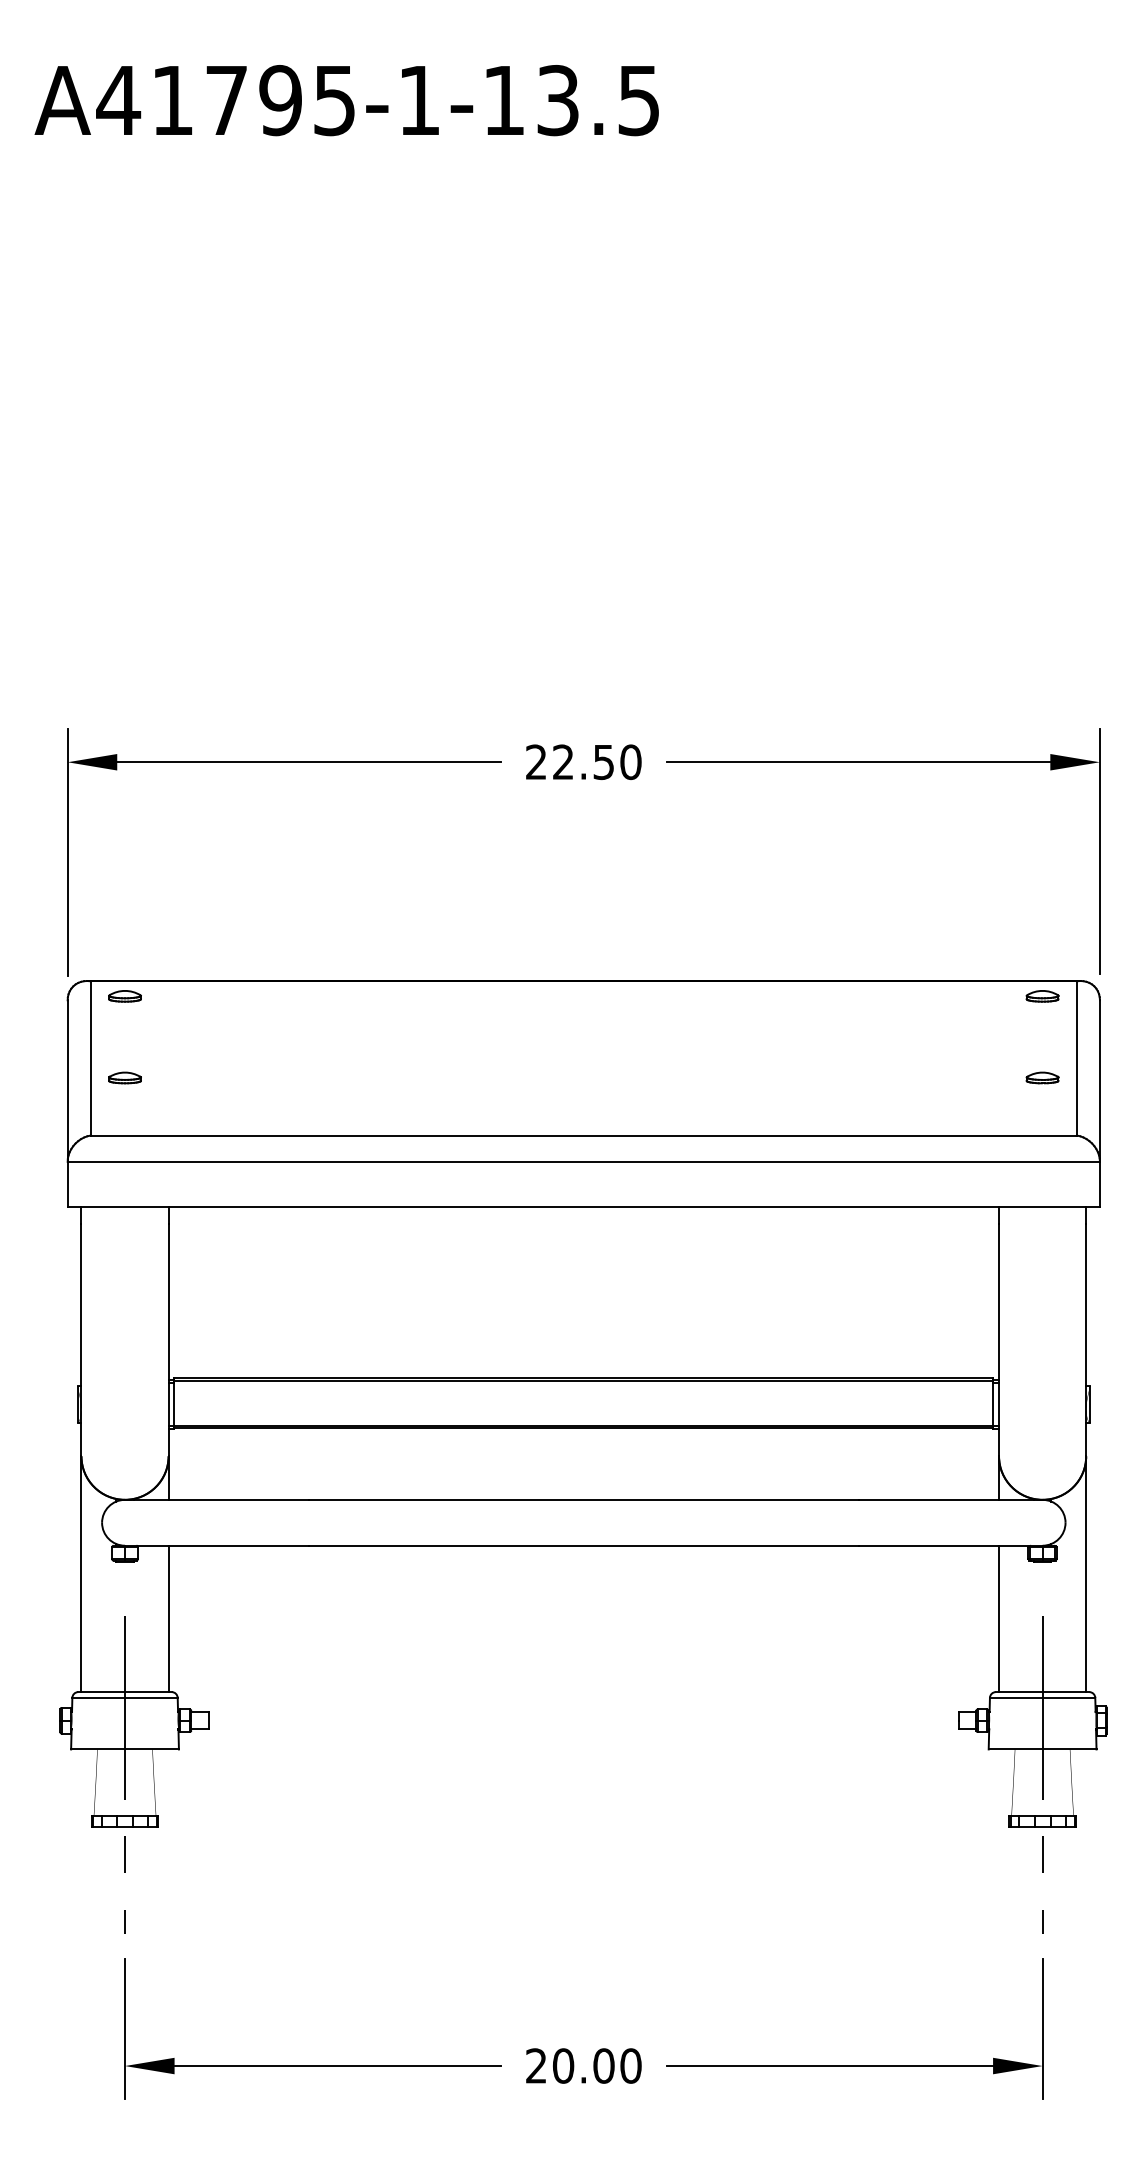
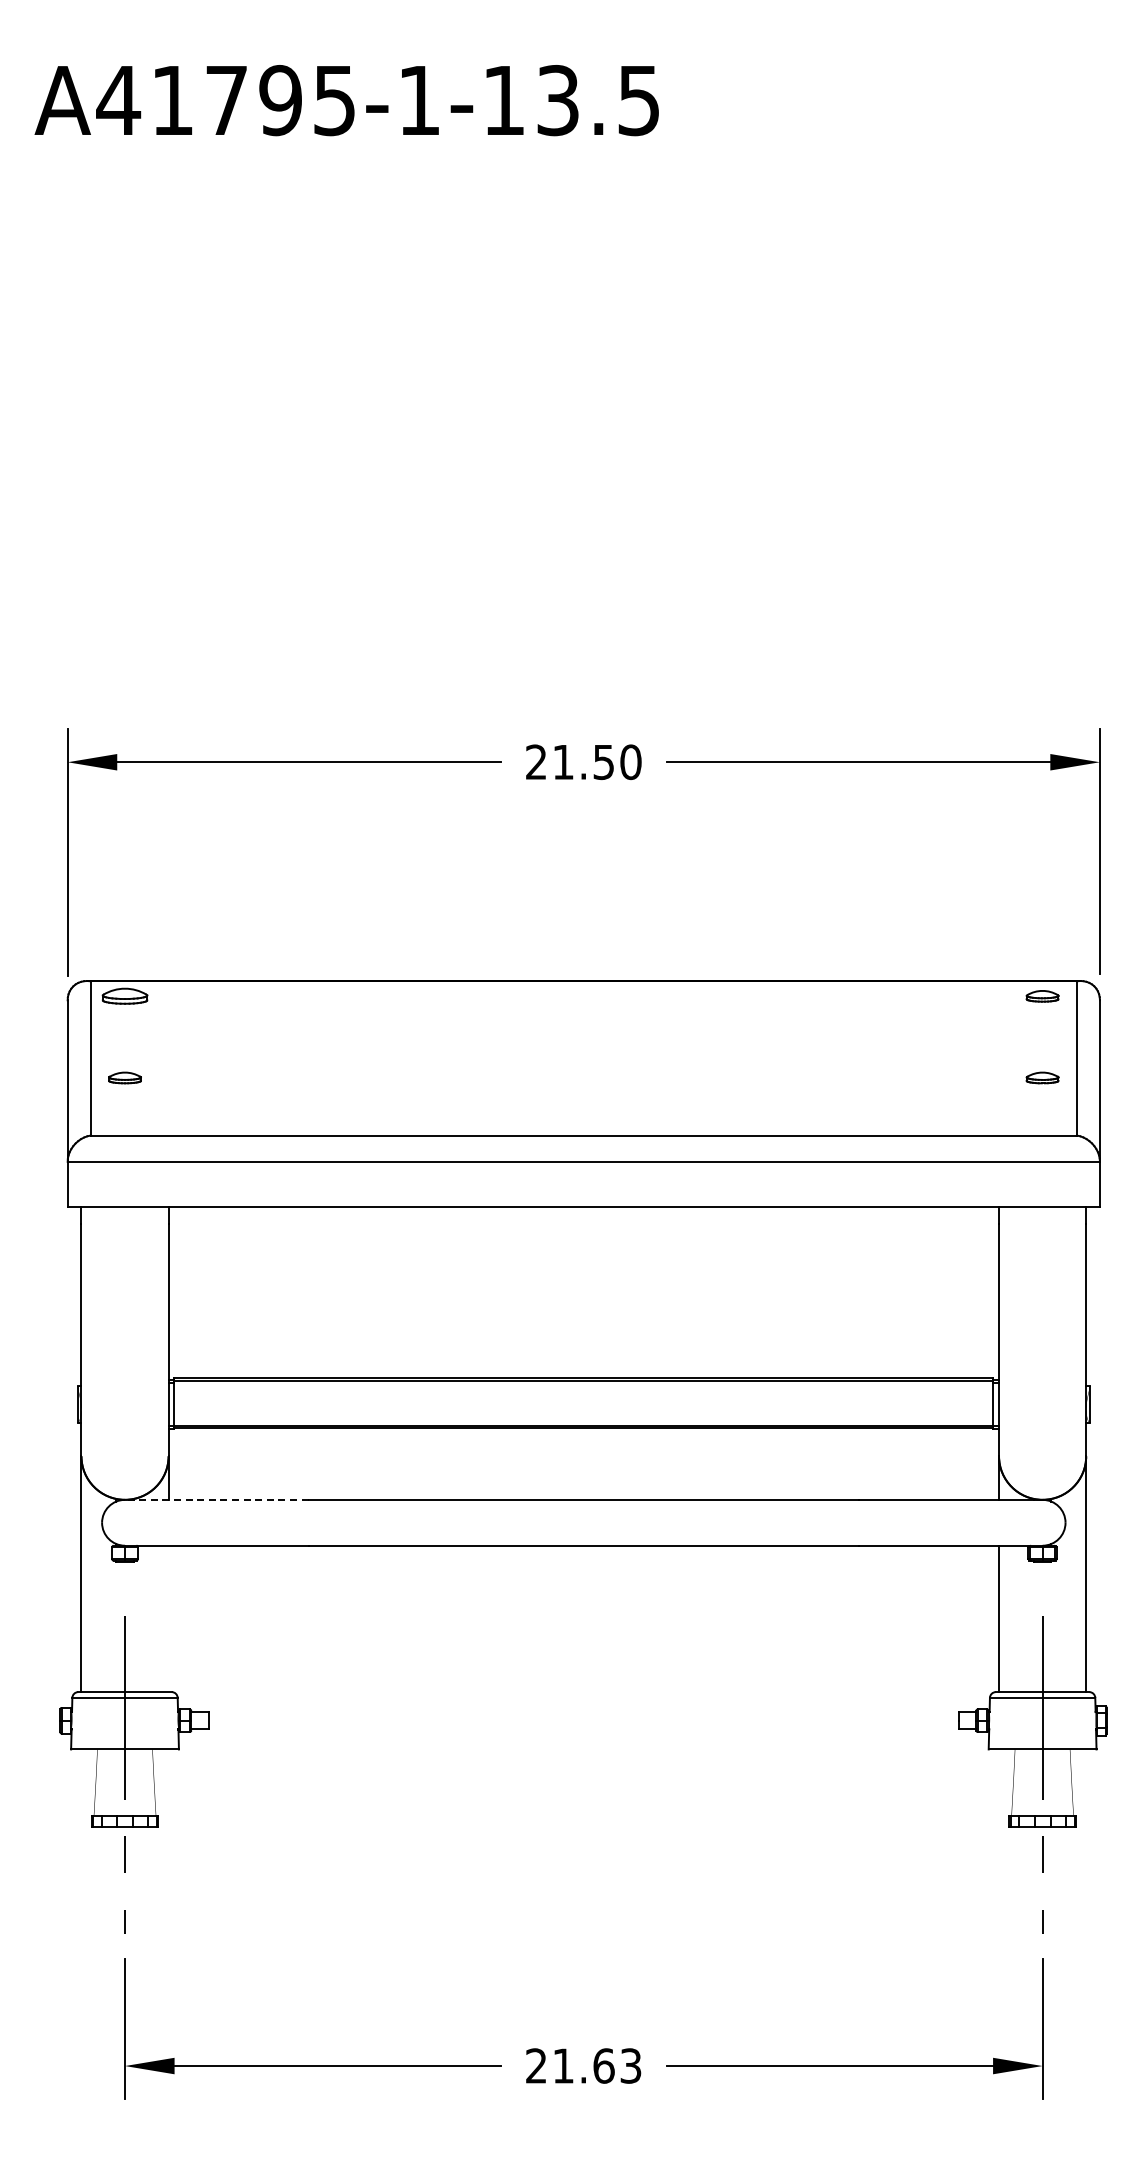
text: 22.50 -> 21.50 (563, 761)
part size: 34x13 px -> 48x18 px (124, 995)
line: solid -> dashed (216, 1499)
line: present -> none (168, 1618)
text: 20.00 -> 21.63 (597, 2065)
